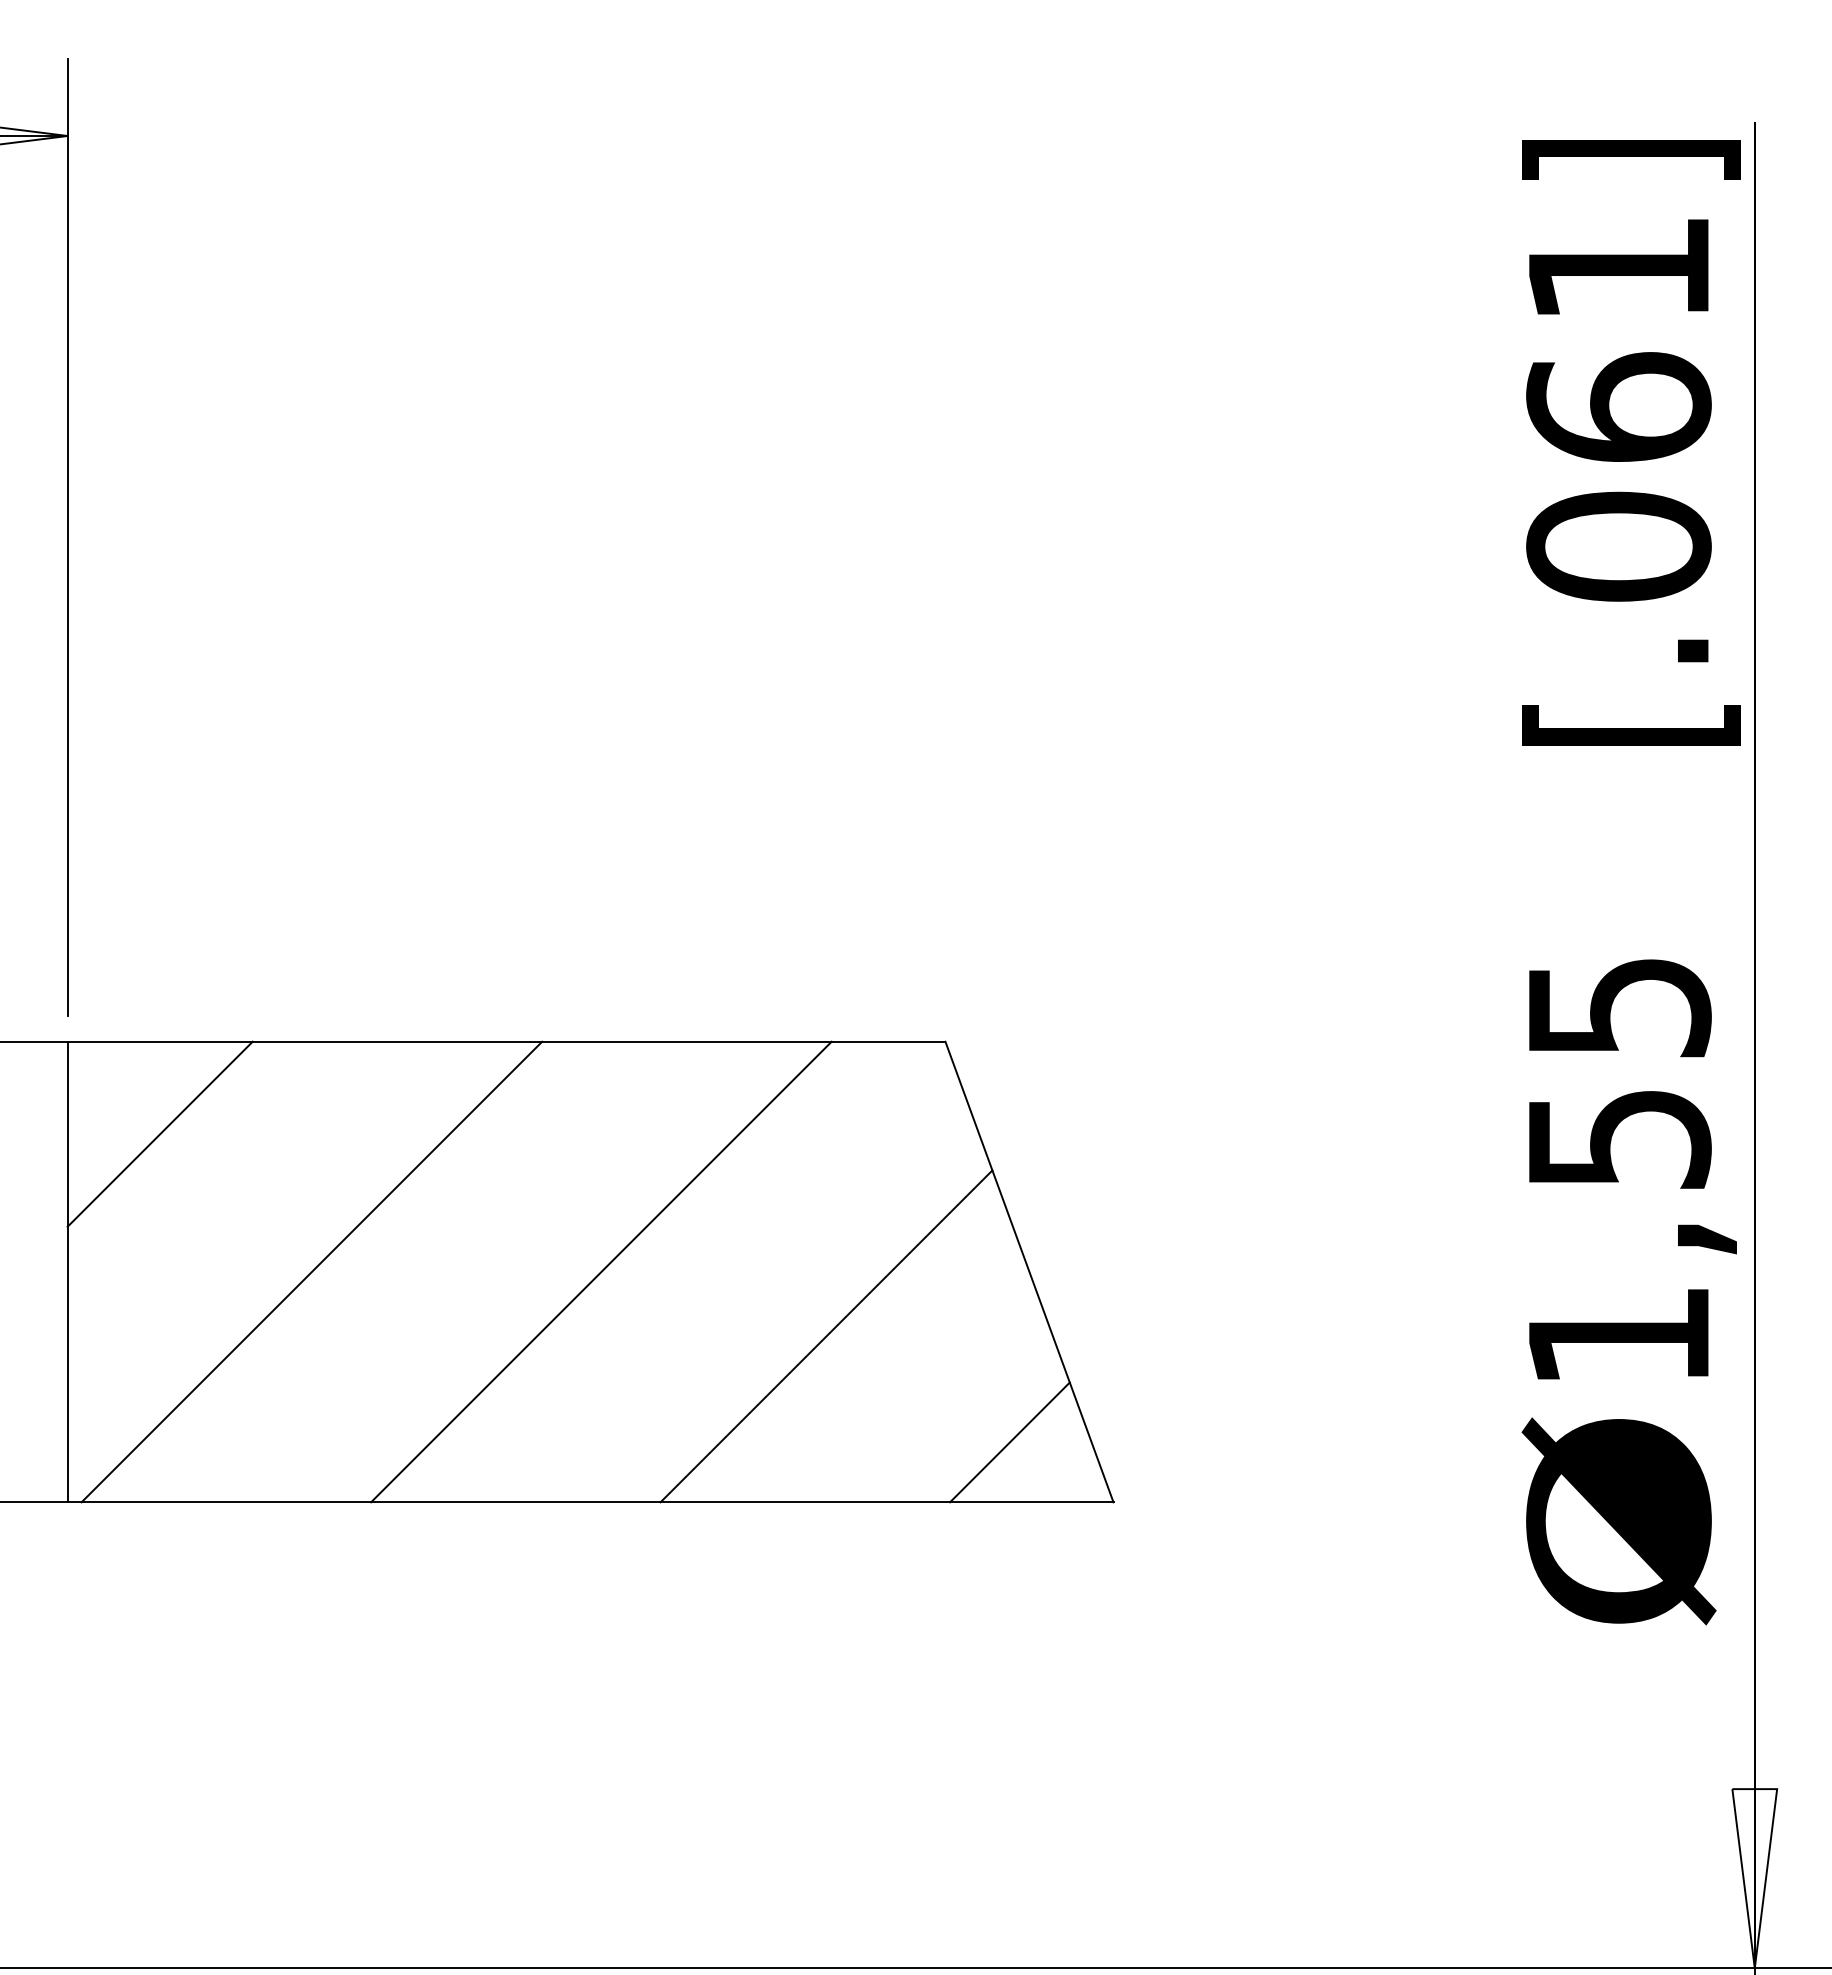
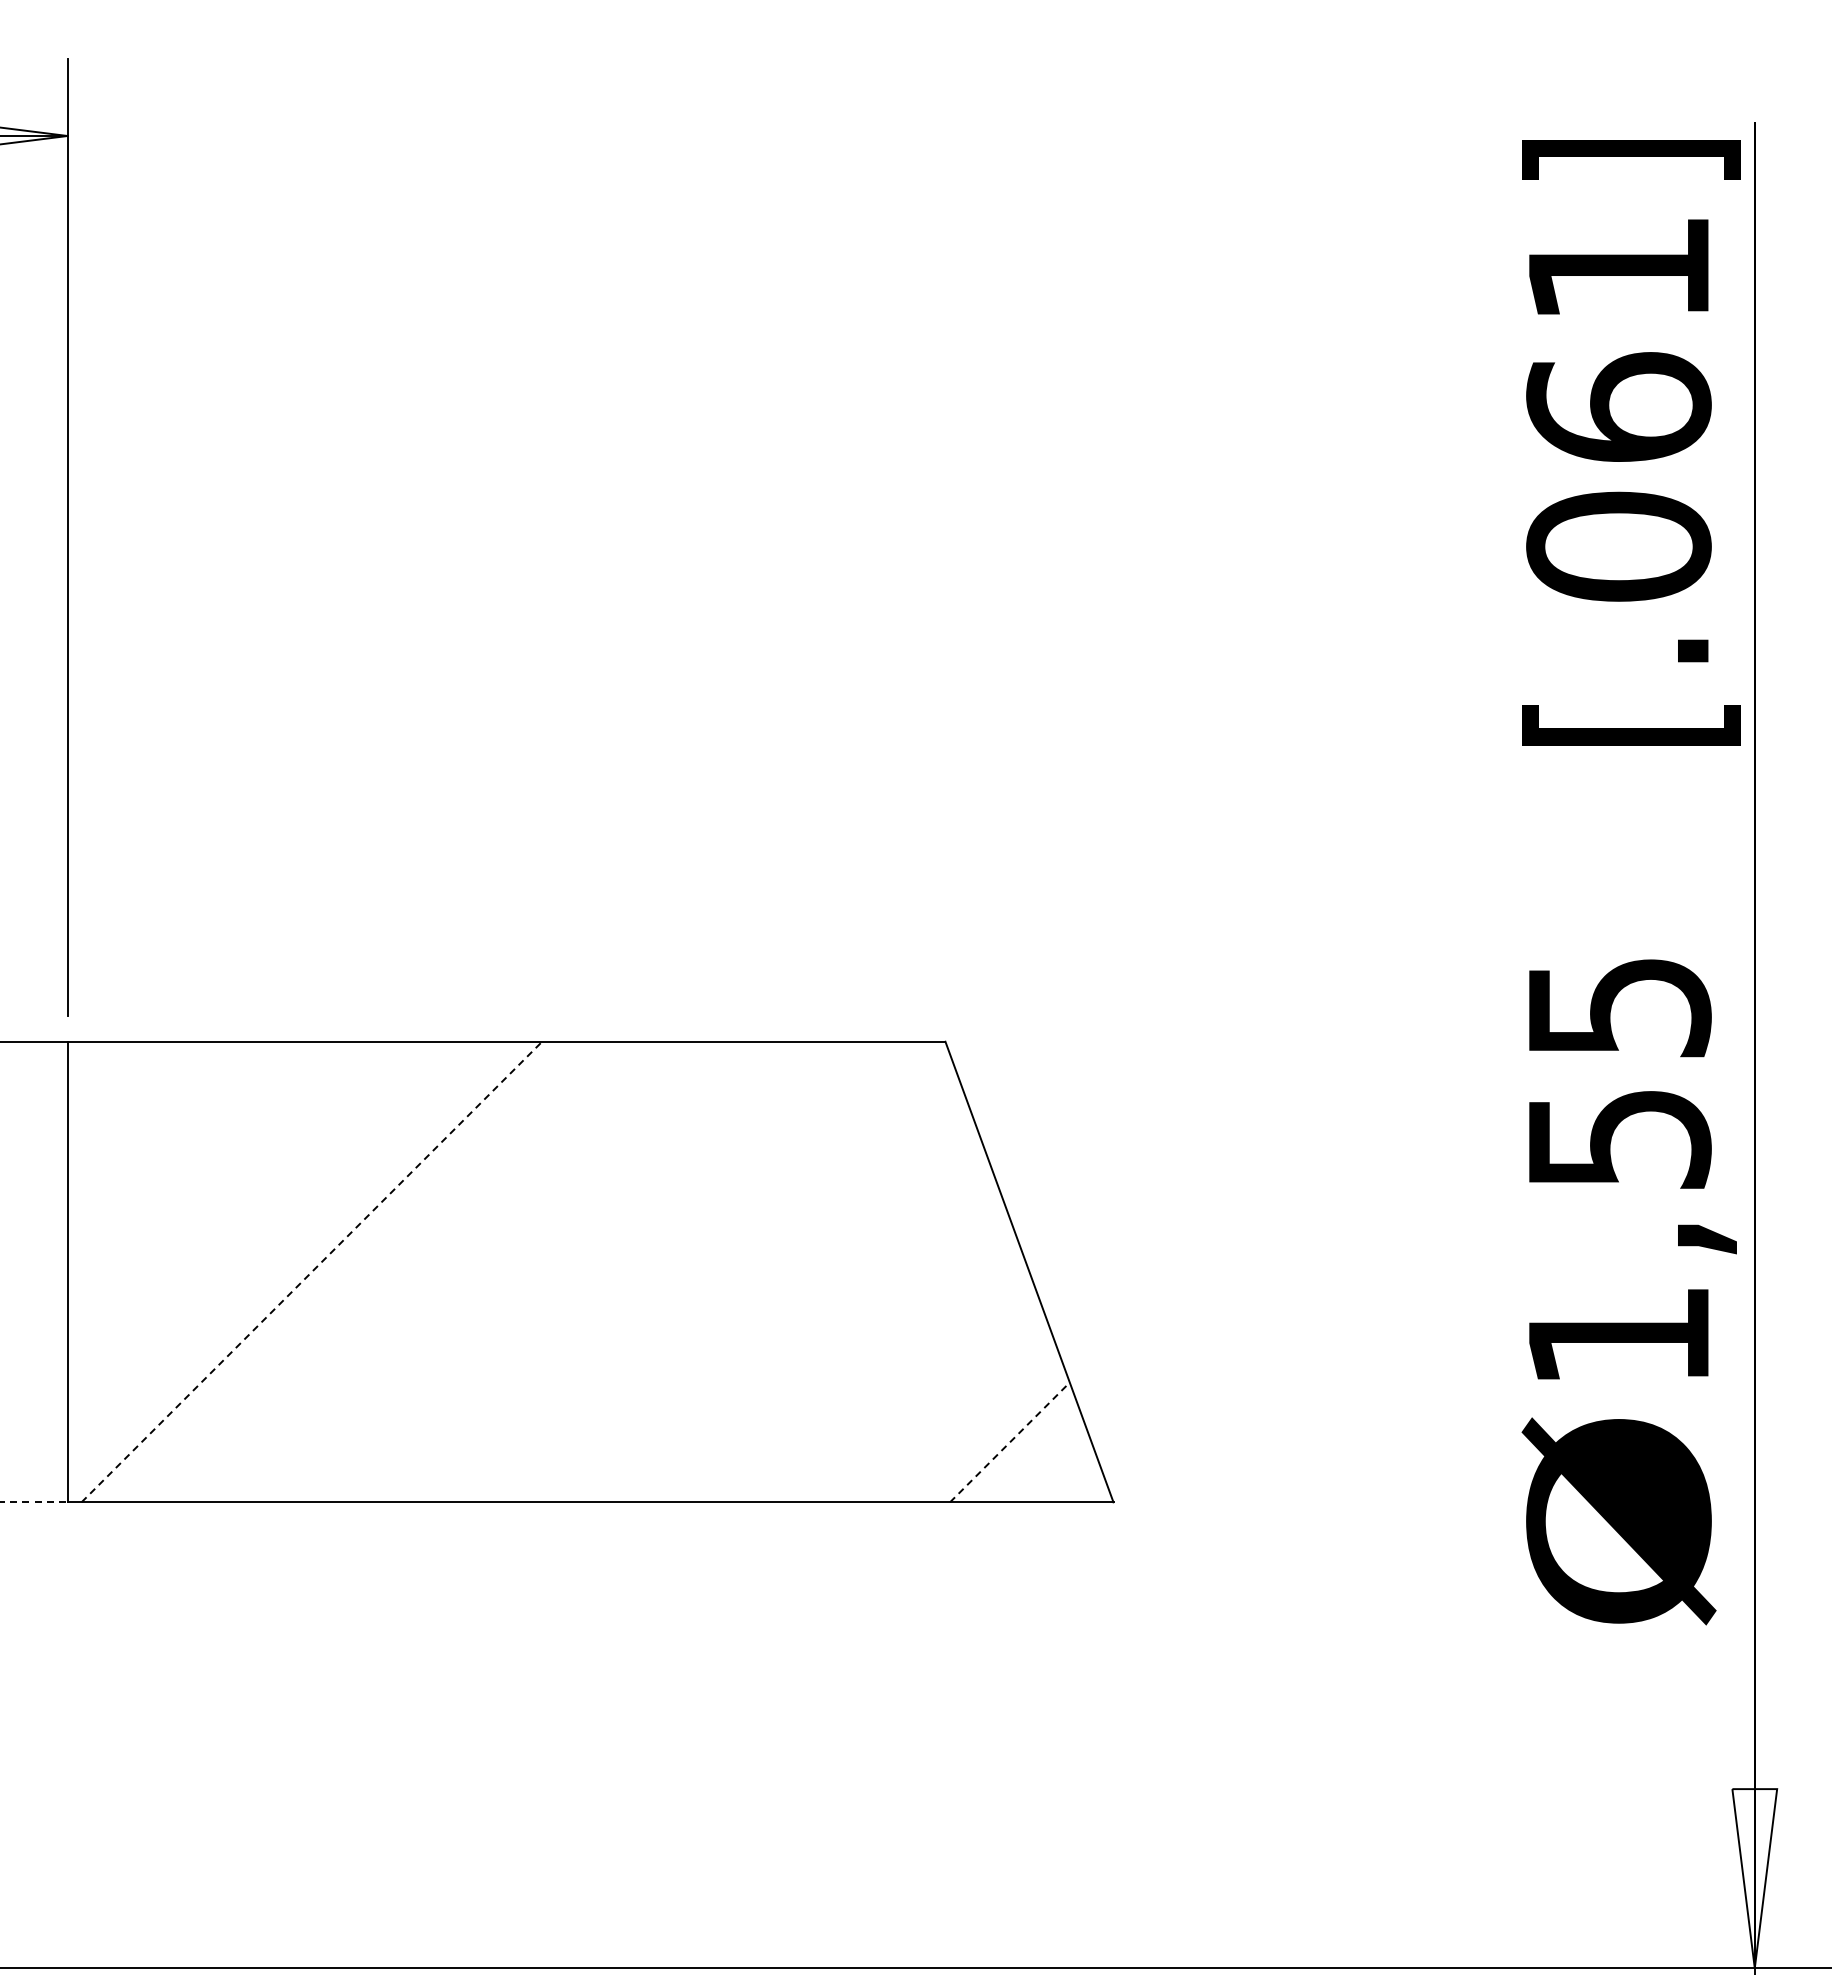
line: present -> none (159, 1133)
line: present -> none (601, 1271)
line: solid -> dashed (311, 1272)
line: present -> none (826, 1336)
line: solid -> dashed (1009, 1442)
line: solid -> dashed (34, 1502)
